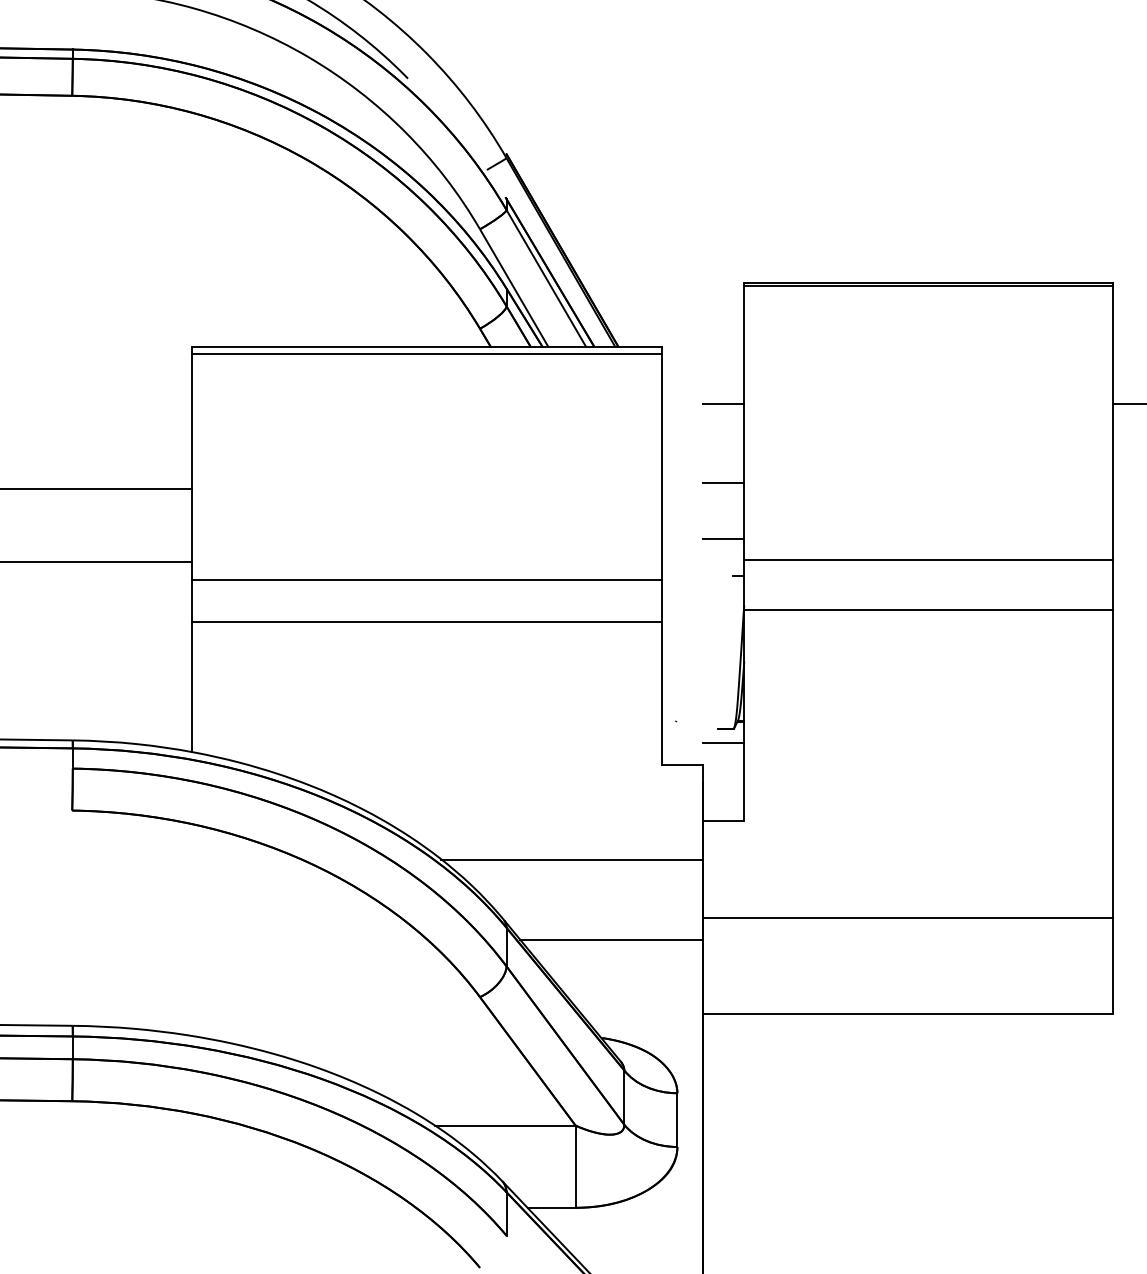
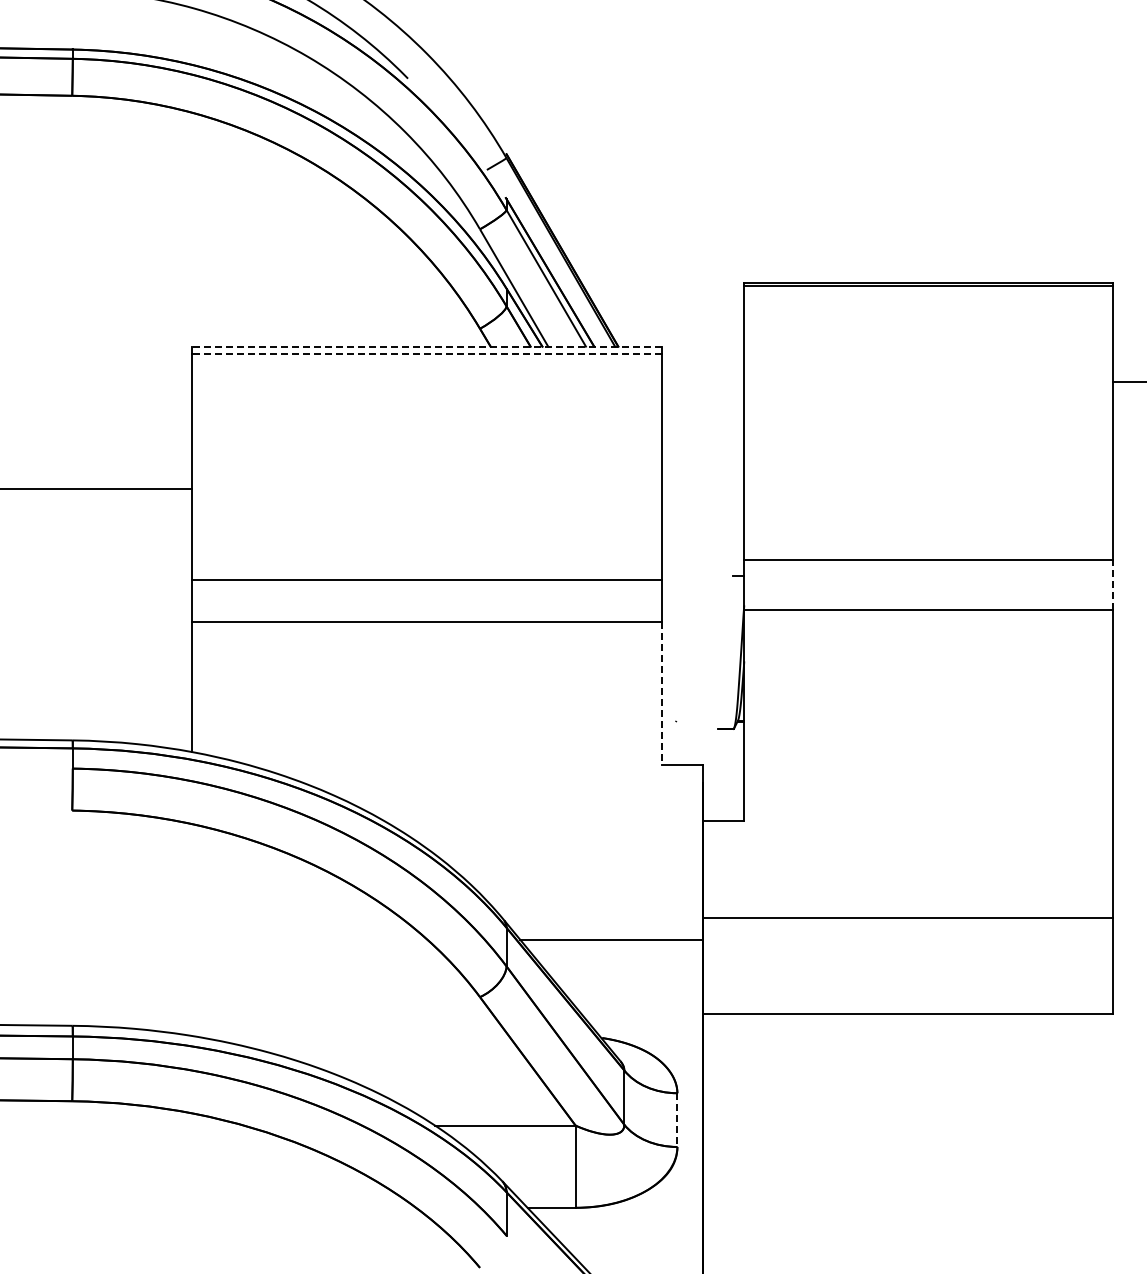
line: solid -> dashed (426, 347)
line: solid -> dashed (426, 353)
line: present -> none (723, 403)
line position: (1127, 403) -> (1127, 381) (1127, 381)
line: present -> none (723, 482)
line: present -> none (723, 538)
line: present -> none (96, 562)
line: solid -> dashed (1112, 585)
line: solid -> dashed (662, 693)
line: present -> none (723, 743)
line: present -> none (572, 859)
line: solid -> dashed (677, 1120)
